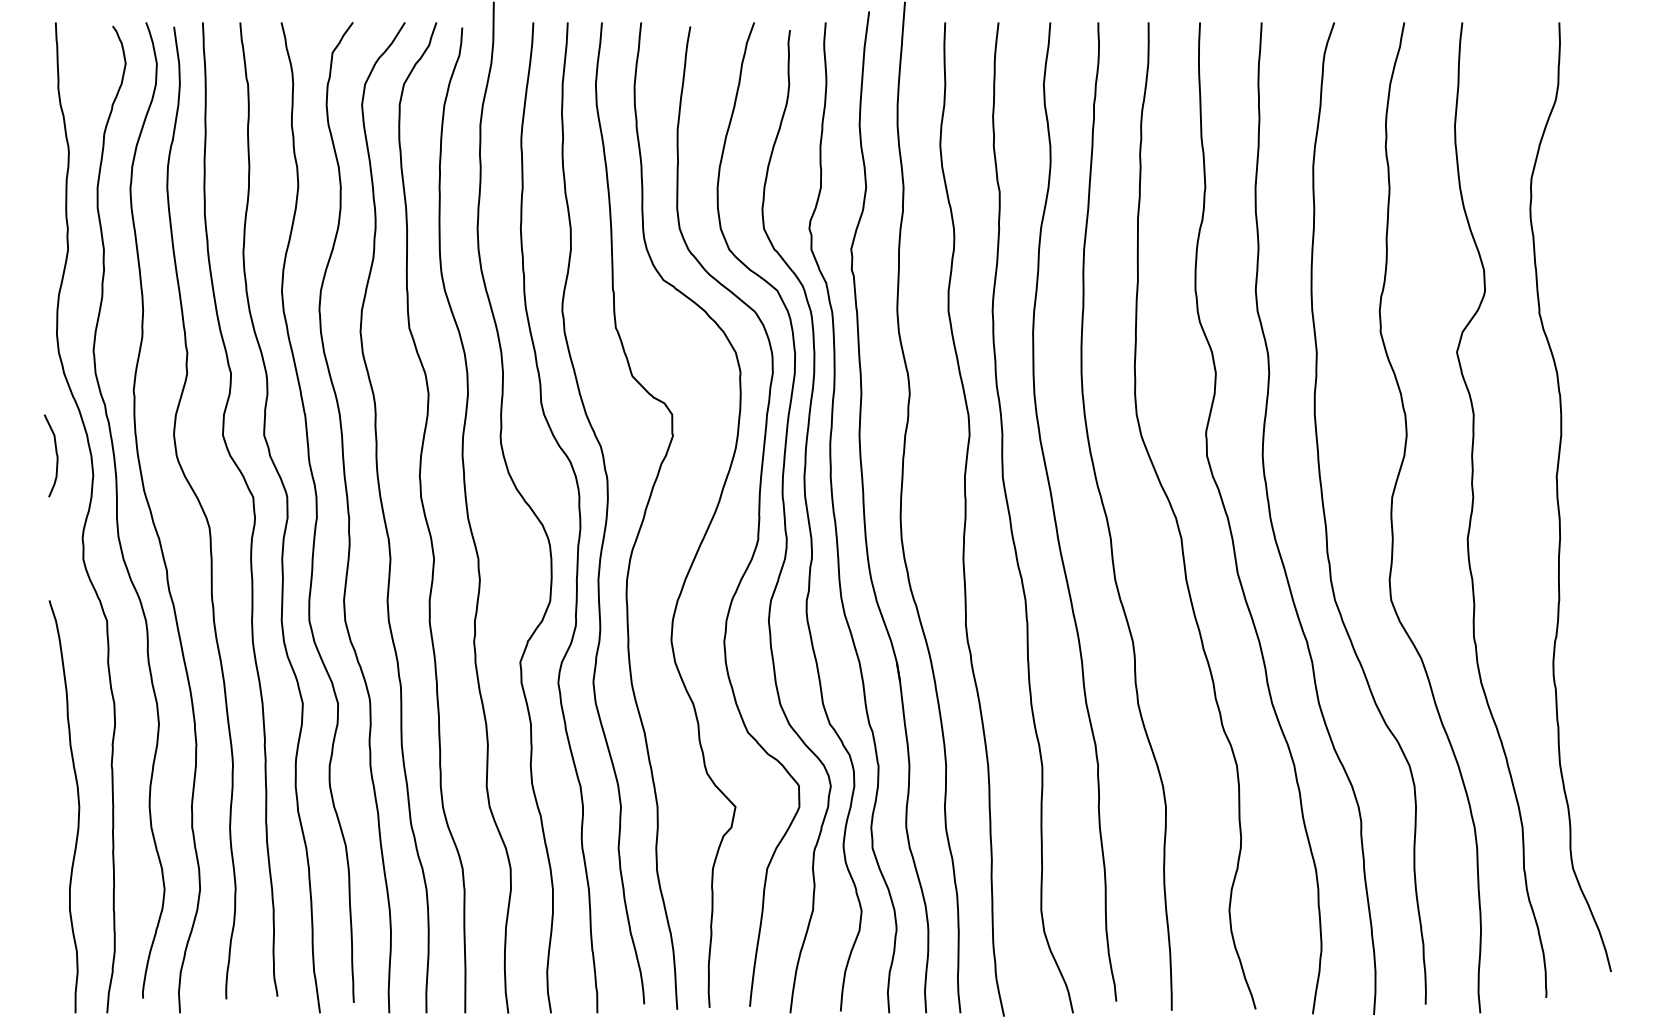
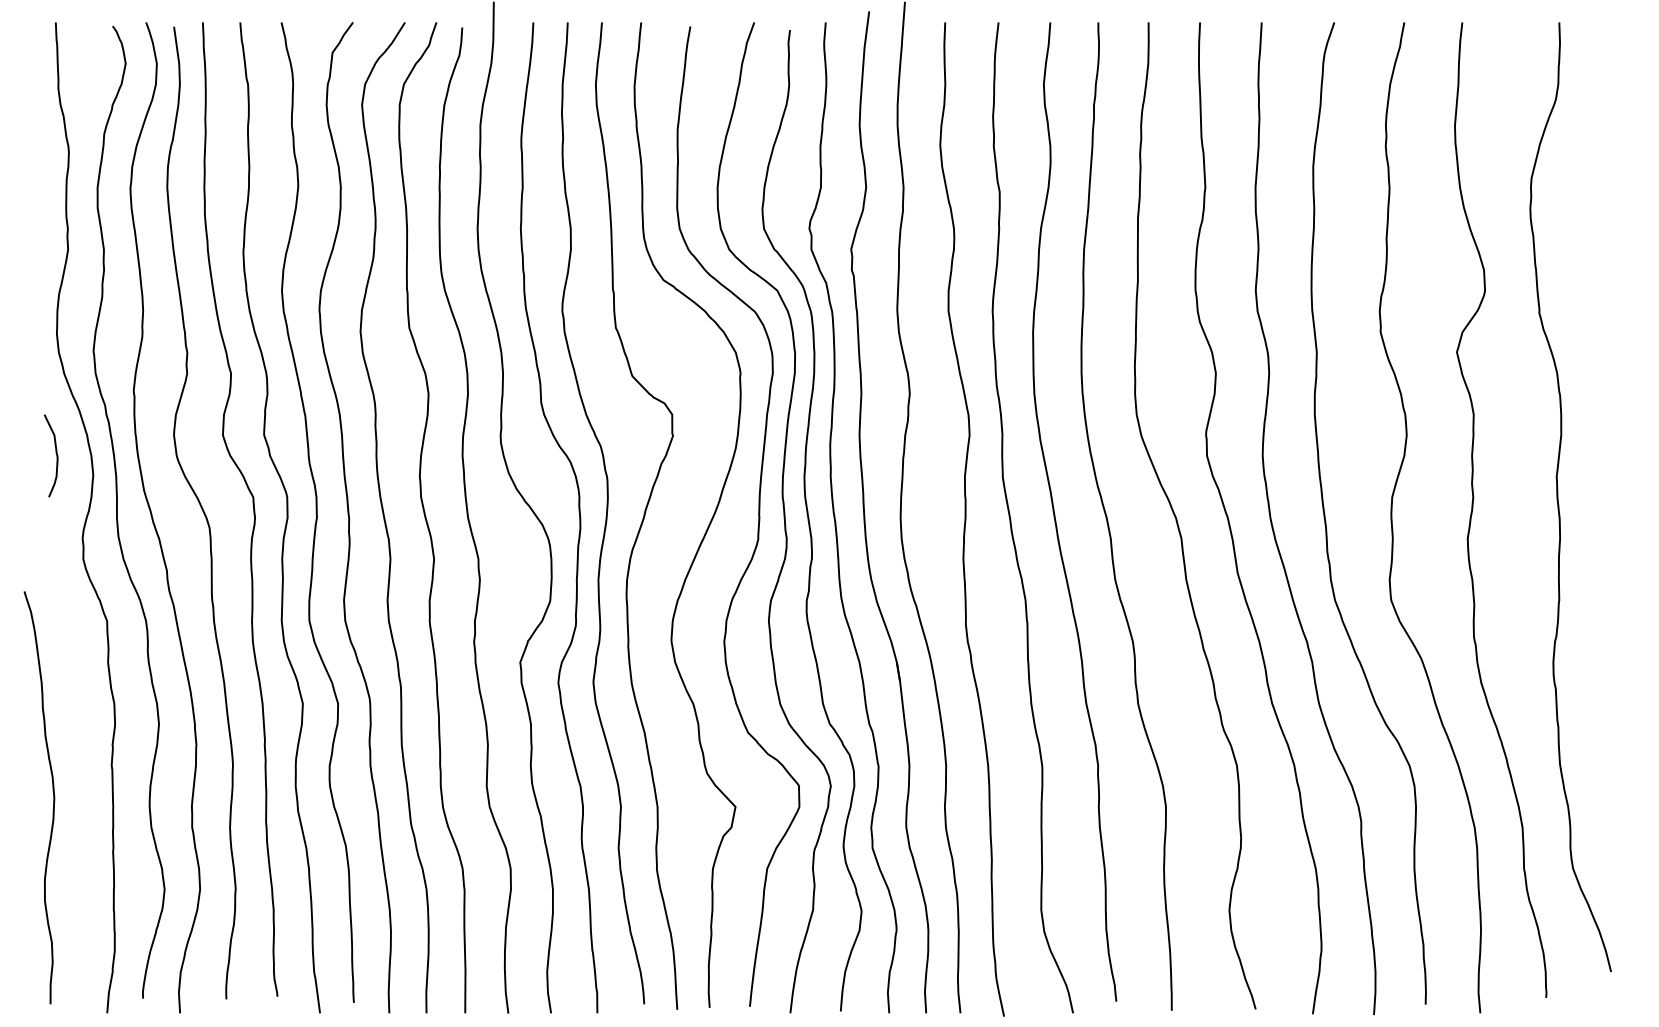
curve position: (78, 806) -> (53, 797) (53, 797)
